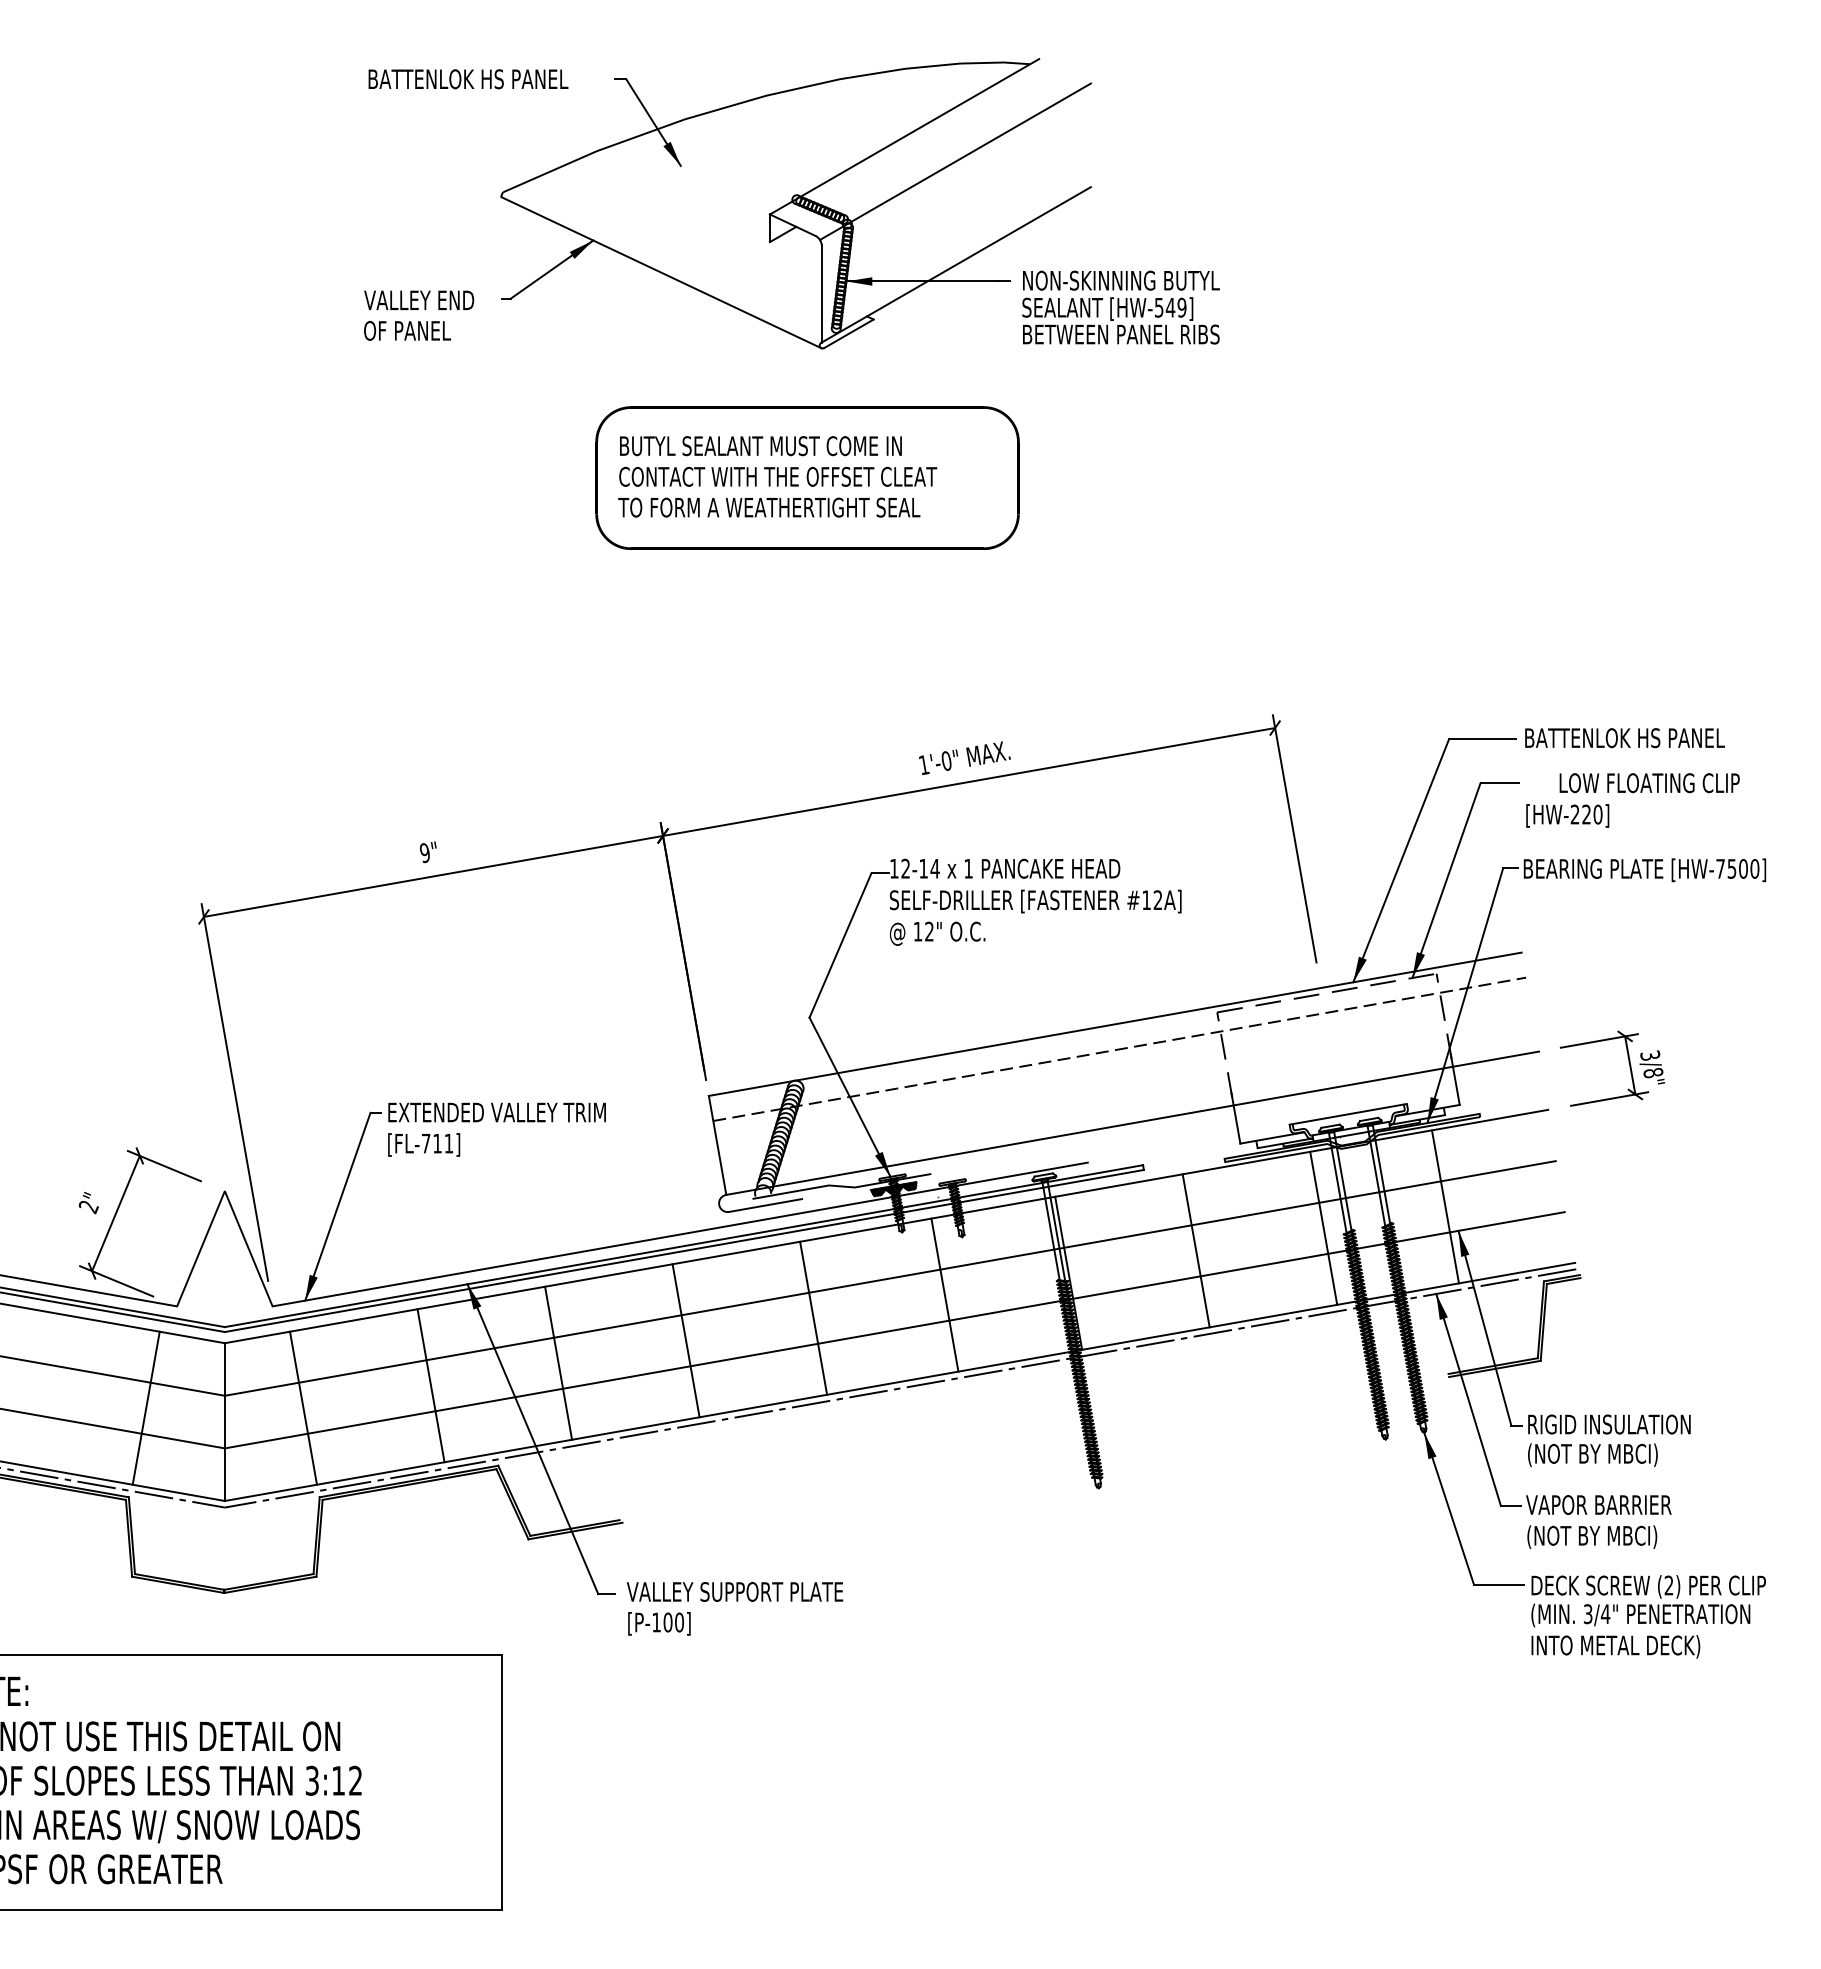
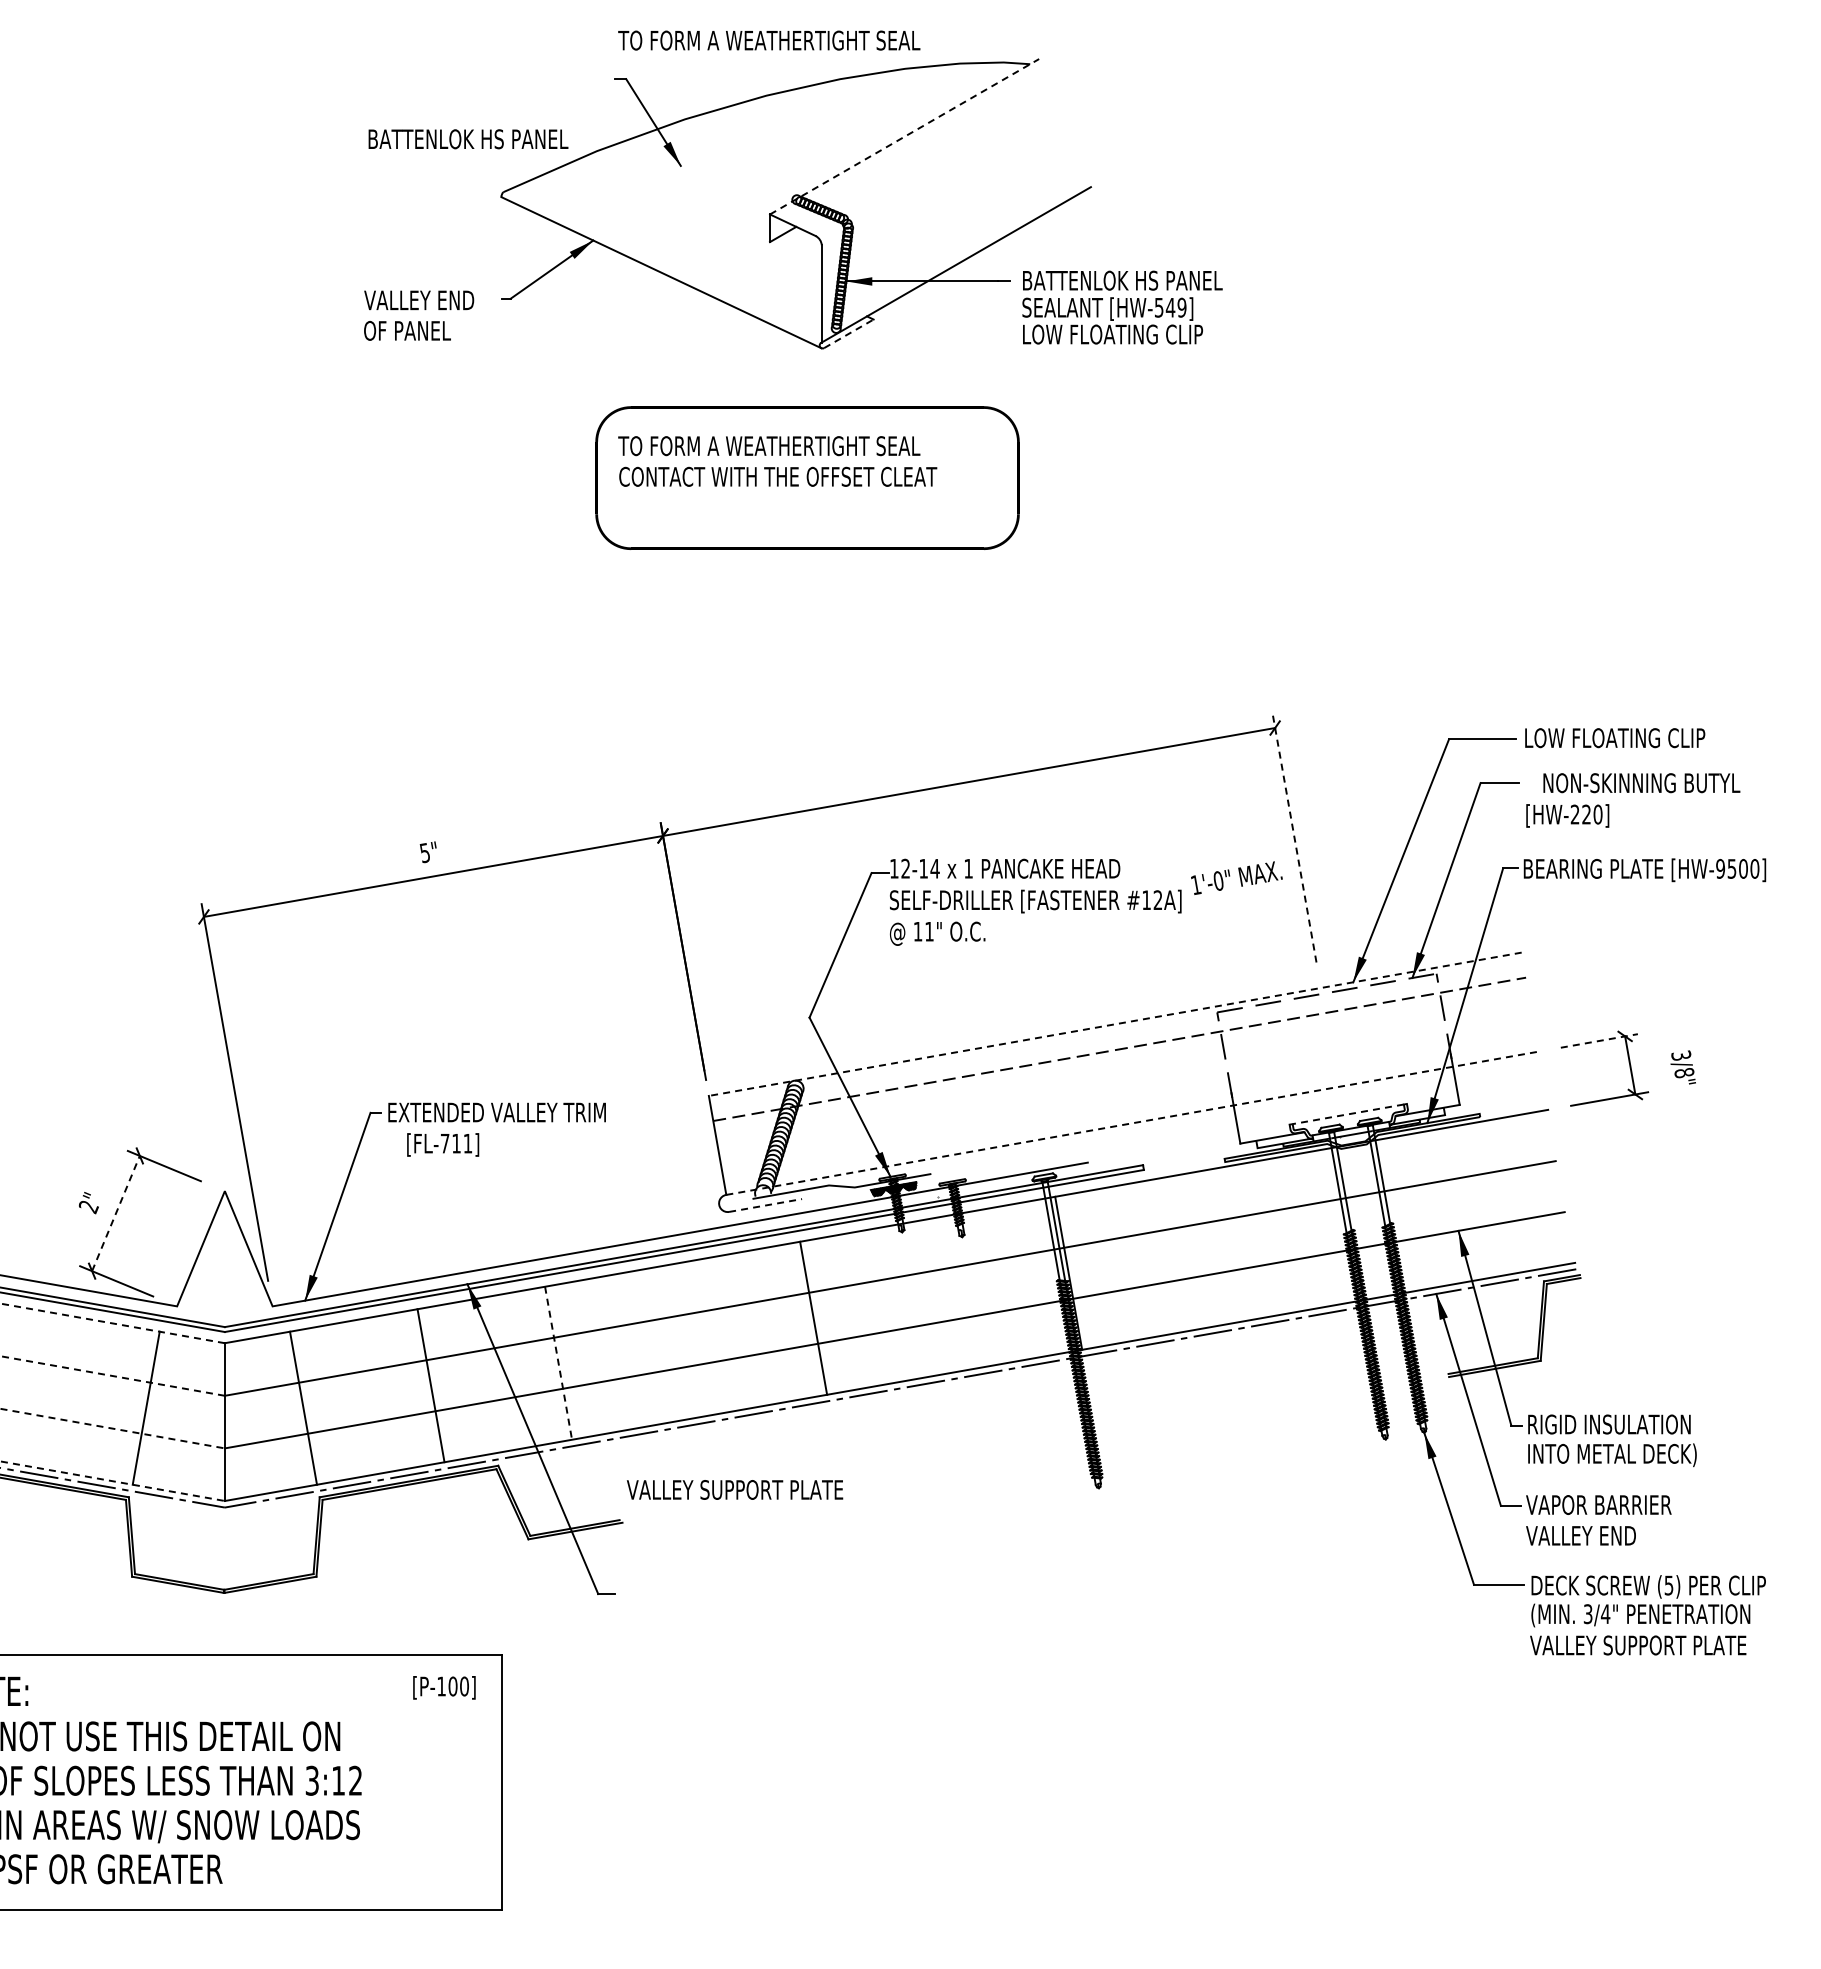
text position: (468, 79) -> (468, 139) (468, 139)
line: solid -> dashed (905, 136)
line: present -> none (955, 161)
text: NON-SKINNING BUTYL -> BATTENLOK HS PANEL (1123, 280)
line: solid -> dashed (848, 333)
text: BETWEEN PANEL RIBS -> LOW FLOATING CLIP (1121, 334)
text: BUTYL SEALANT MUST COME IN -> TO FORM A WEATHERTIGHT SEAL (769, 446)
text position: (769, 507) -> (769, 40) (769, 40)
text: BATTENLOK HS PANEL -> LOW FLOATING CLIP (1625, 738)
text position: (964, 757) -> (1236, 877) (1236, 877)
text: LOW FLOATING CLIP -> NON-SKINNING BUTYL (1641, 783)
line: solid -> dashed (1294, 838)
text: 9" -> 5" (424, 852)
text: [HW-7500] -> [HW-9500] (1720, 868)
text: 12" -> 11" (929, 931)
line: solid -> dashed (1115, 1024)
line: solid -> dashed (1599, 1040)
text position: (1651, 1067) -> (1682, 1067) (1682, 1067)
line: solid -> dashed (1347, 1114)
line: solid -> dashed (1132, 1123)
text position: (424, 1144) -> (443, 1144) (443, 1144)
line: solid -> dashed (766, 1205)
line: present -> none (1444, 1206)
line: solid -> dashed (116, 1213)
line: present -> none (1323, 1227)
line: present -> none (1195, 1250)
line: present -> none (944, 1294)
line: solid -> dashed (112, 1323)
line: present -> none (685, 1340)
line: solid -> dashed (558, 1363)
line: solid -> dashed (112, 1376)
line: solid -> dashed (112, 1428)
text: (NOT BY MBCI) -> INTO METAL DECK) (1612, 1455)
line: solid -> dashed (112, 1481)
text: (NOT BY MBCI) -> VALLEY END (1591, 1536)
text: (2) -> (5) (1668, 1585)
text position: (735, 1591) -> (735, 1489) (735, 1489)
text position: (659, 1623) -> (444, 1687) (444, 1687)
text: INTO METAL DECK) -> VALLEY SUPPORT PLATE (1638, 1646)
